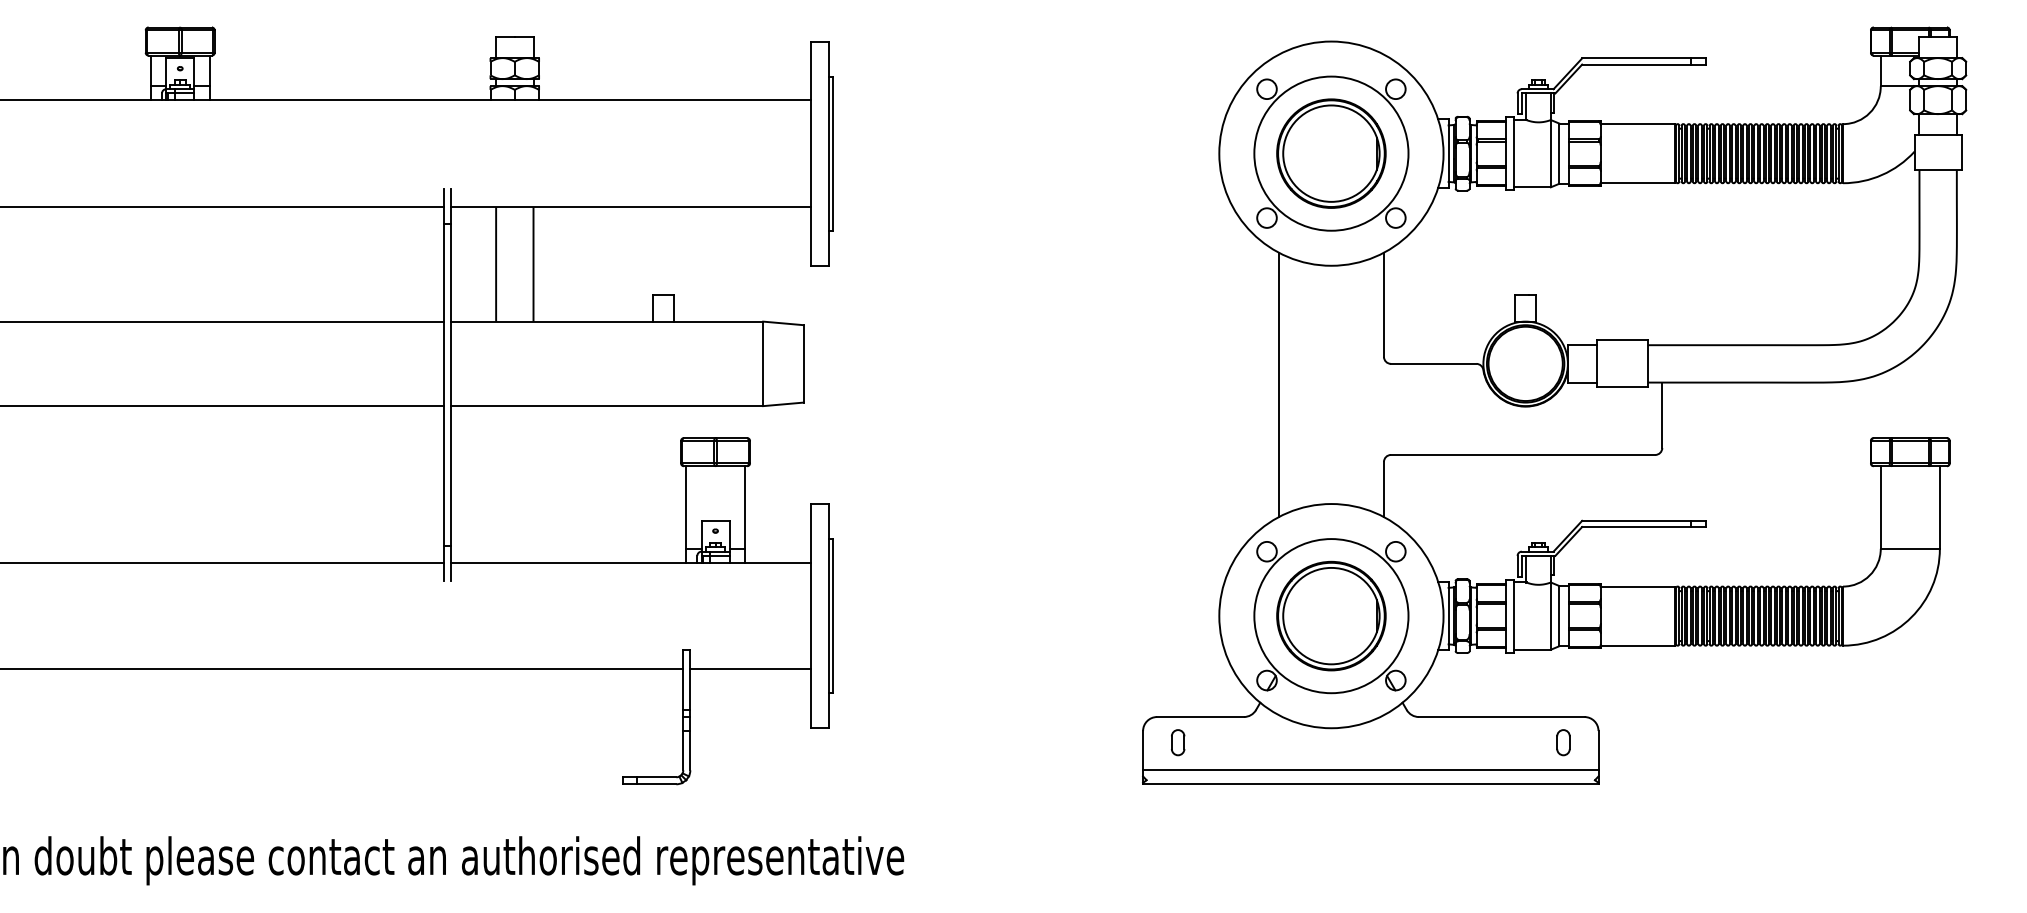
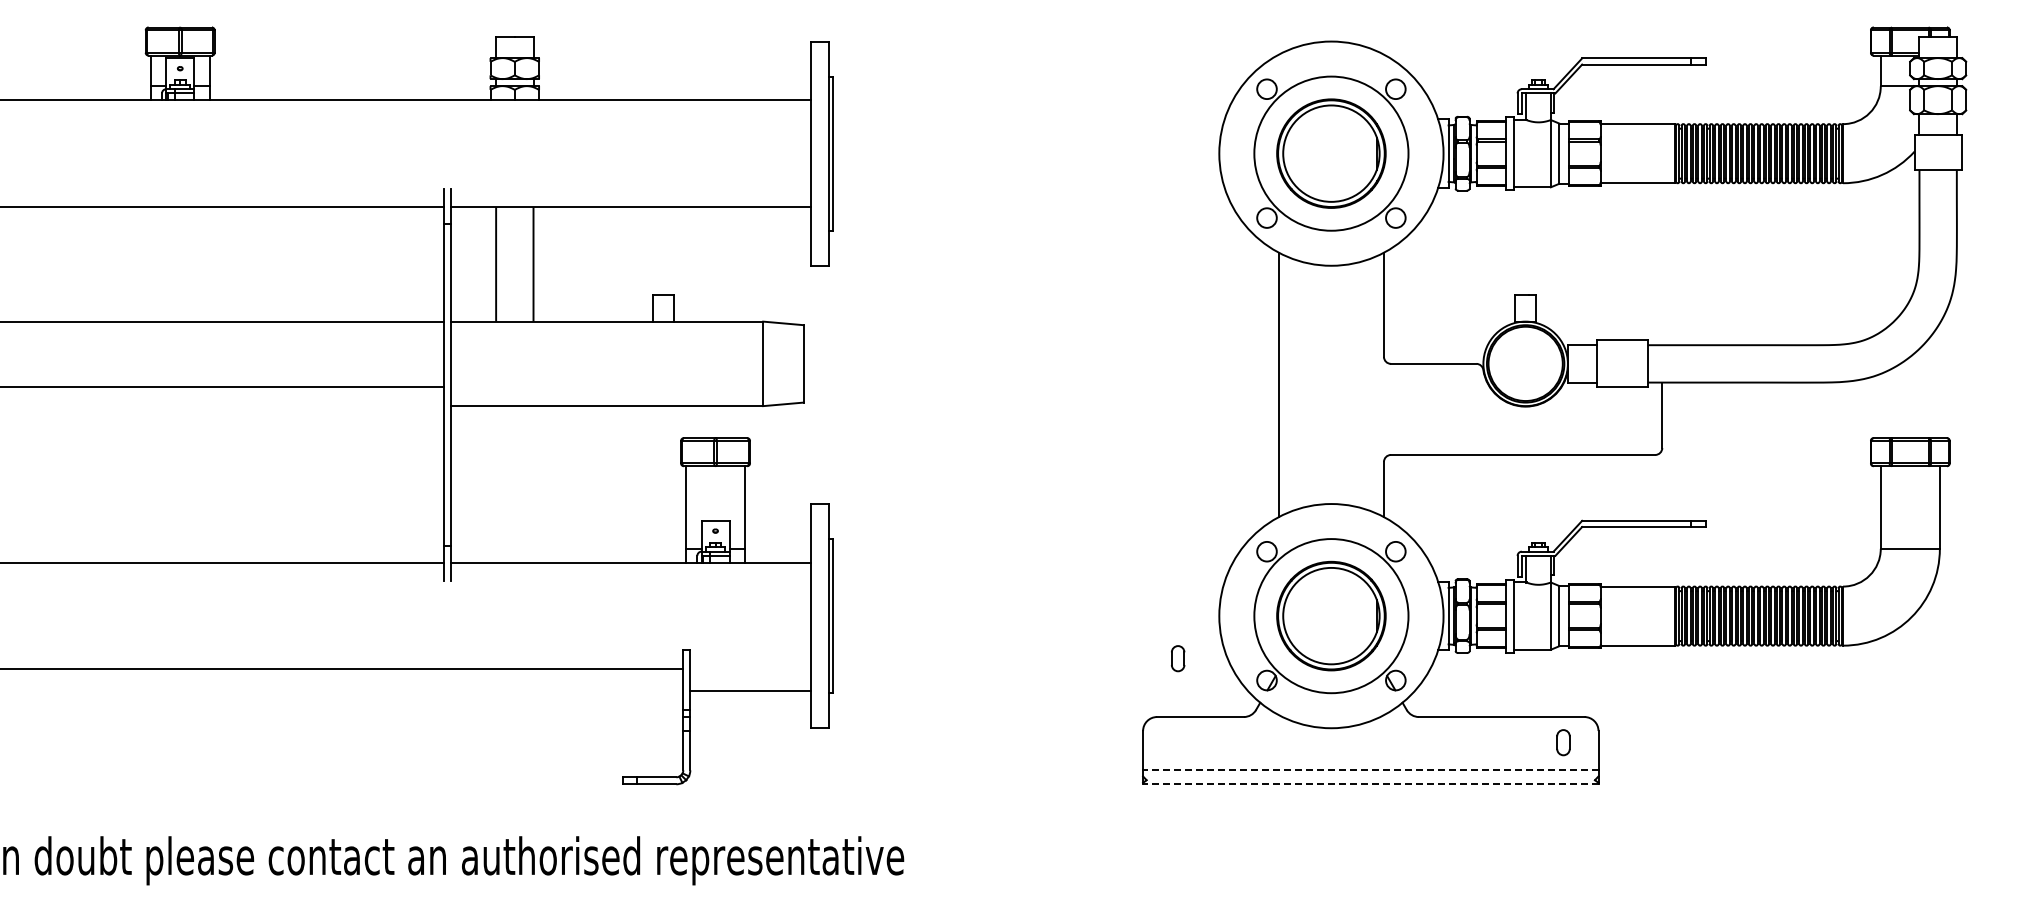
line position: (223, 406) -> (223, 387) (223, 387)
line position: (750, 669) -> (750, 691) (750, 691)
part position: (1178, 742) -> (1178, 658) (1178, 658)
line: solid -> dashed (1370, 770)
line: solid -> dashed (1370, 784)
